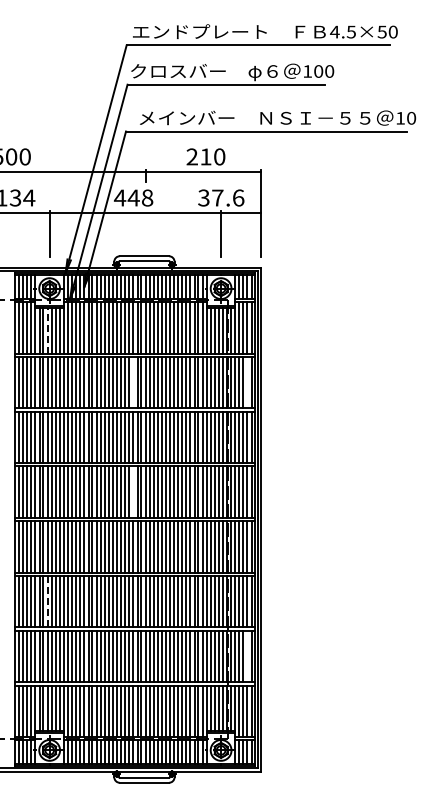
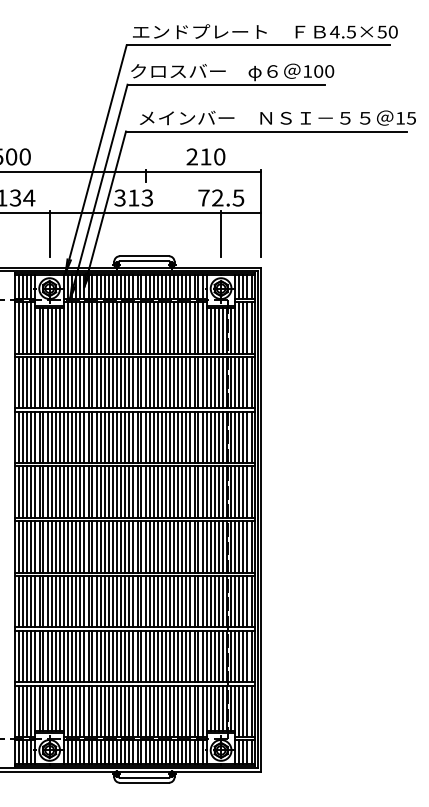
text: 10 -> 15 (411, 117)
text: 448 -> 313 (133, 197)
text: 37.6 -> 72.5 (221, 197)
line: dashed -> solid (47, 330)
line: none -> present (133, 382)
line: none -> present (247, 382)
line: none -> present (133, 491)
line: dashed -> solid (47, 601)
line: none -> present (247, 656)
